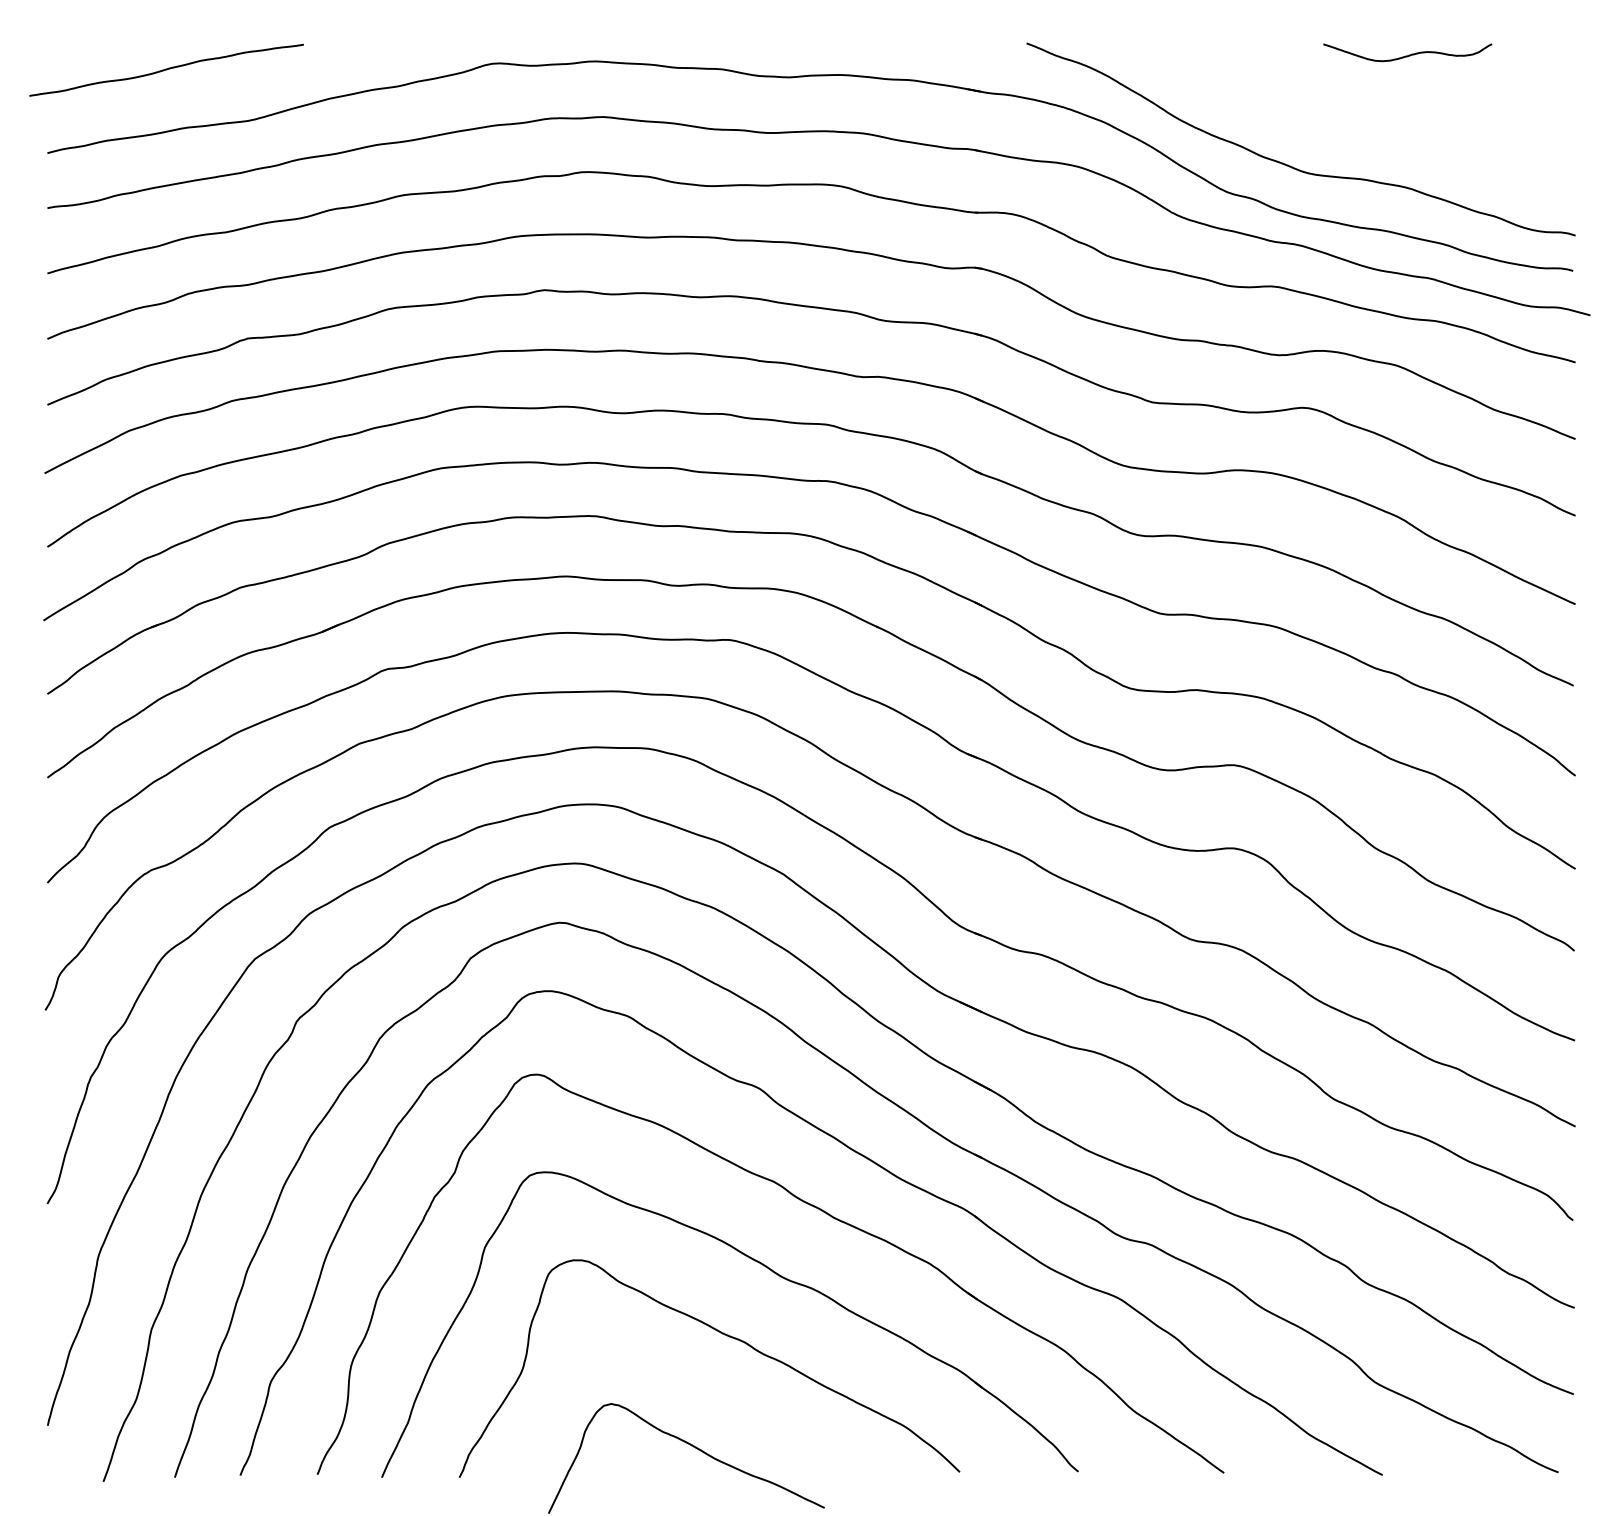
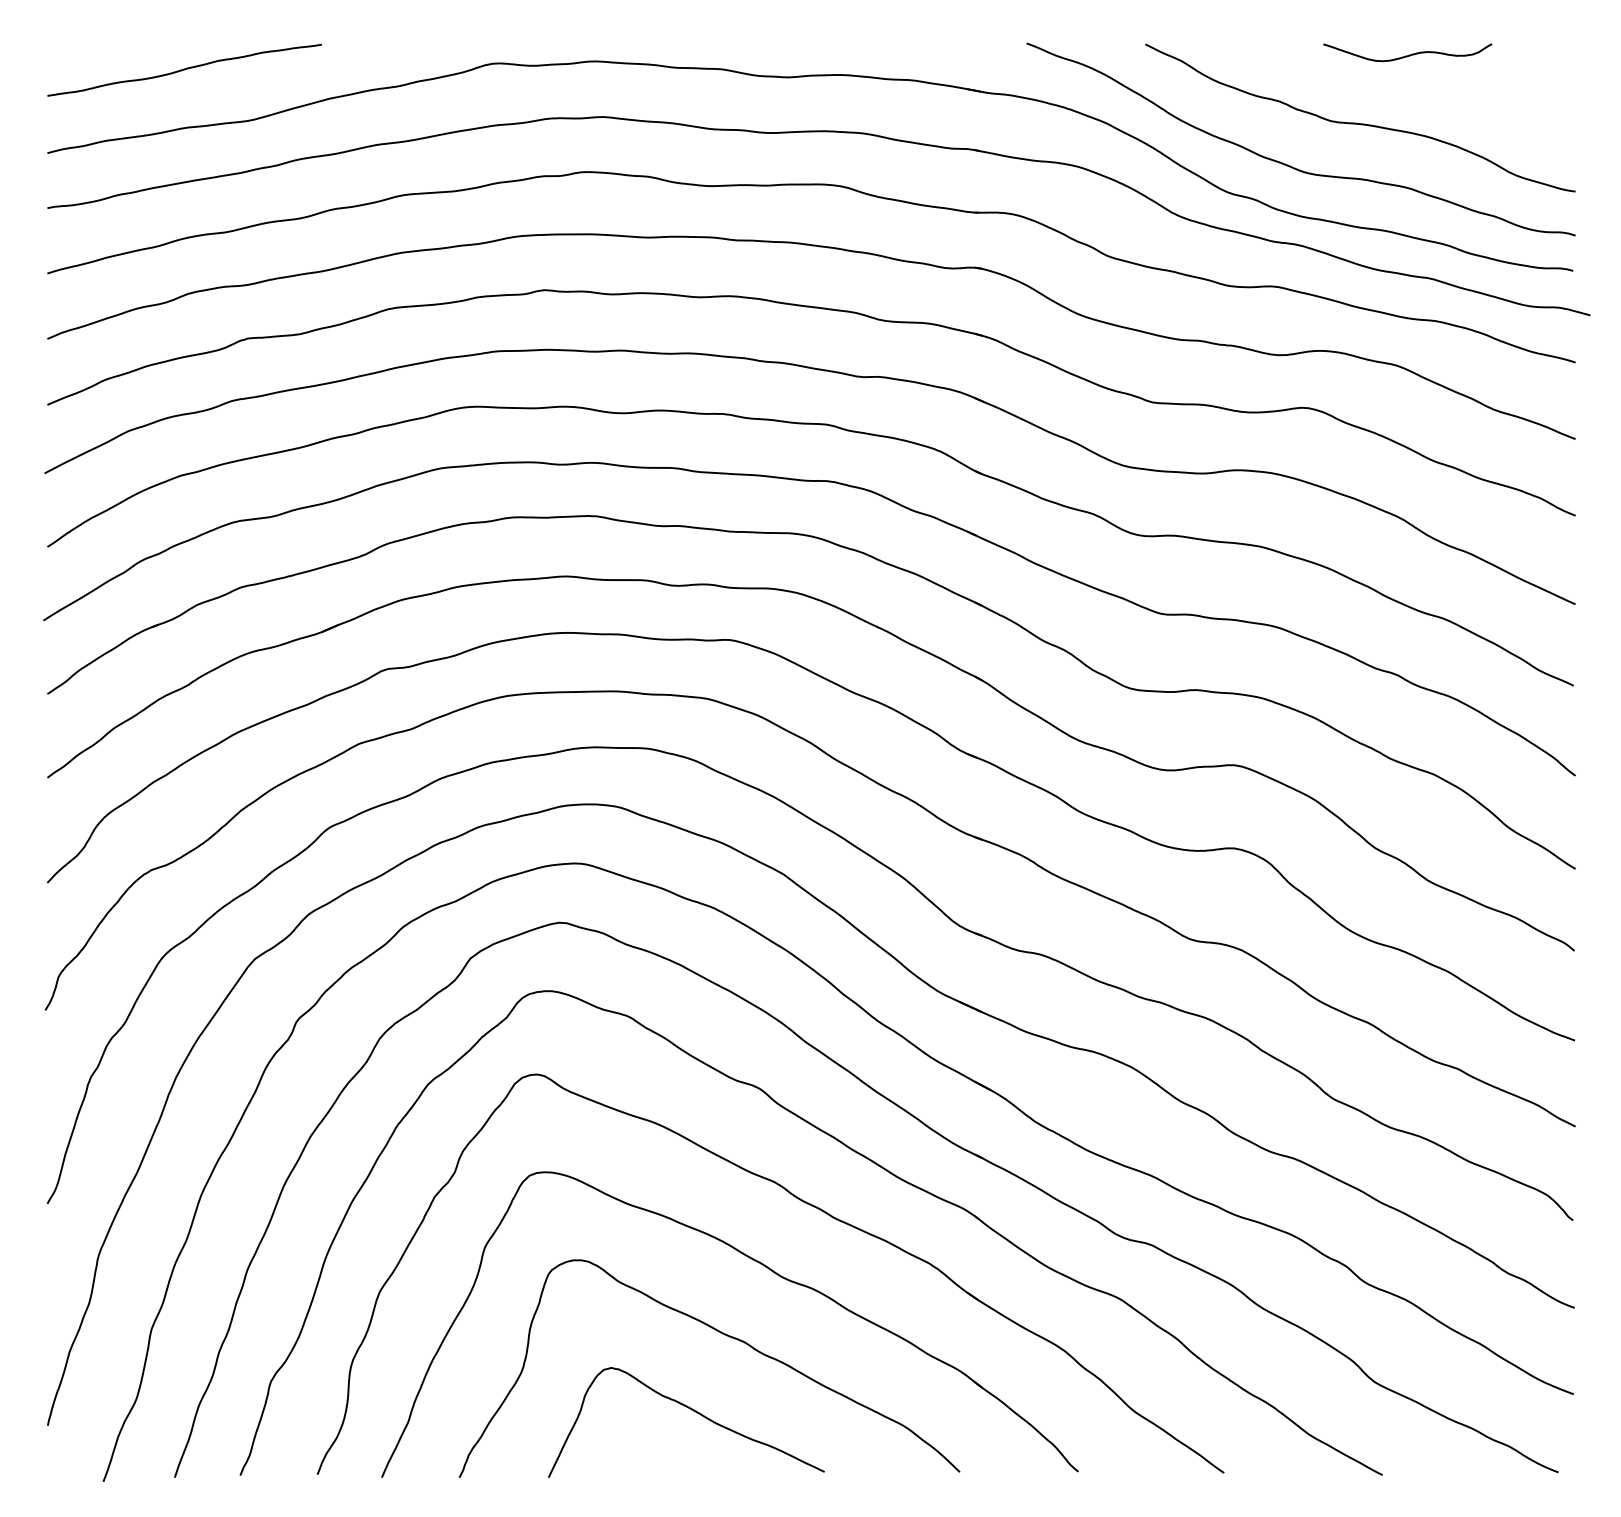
curve position: (166, 69) -> (184, 69) (184, 69)
curve: none -> present (1360, 123)
curve position: (691, 1446) -> (691, 1410) (691, 1410)
